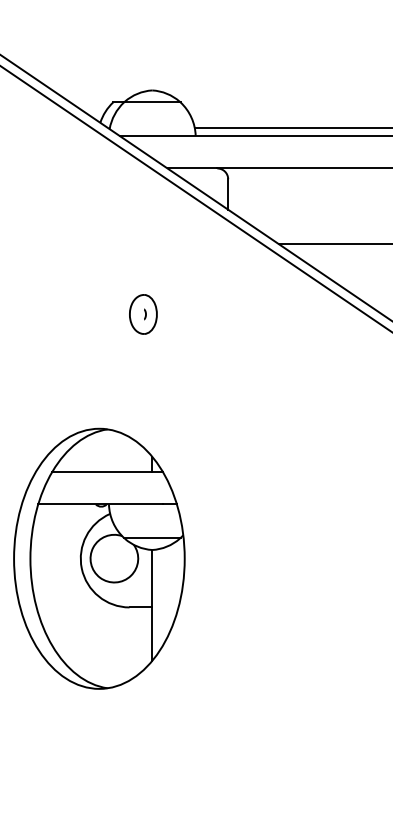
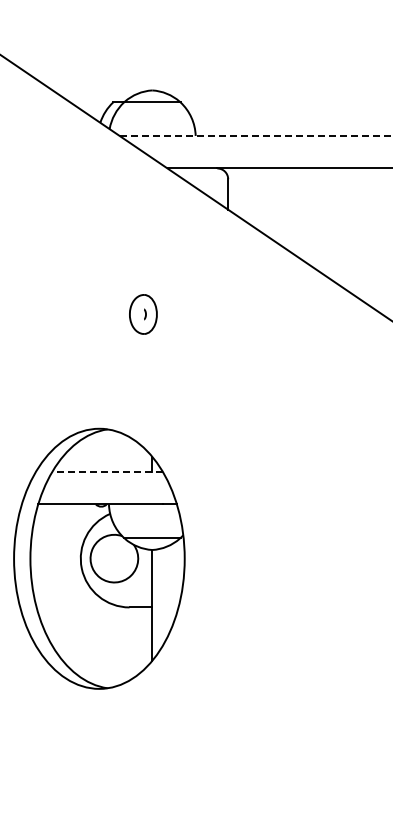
line: present -> none (291, 128)
line: solid -> dashed (256, 135)
line: present -> none (195, 198)
line: present -> none (334, 244)
line: solid -> dashed (107, 471)
